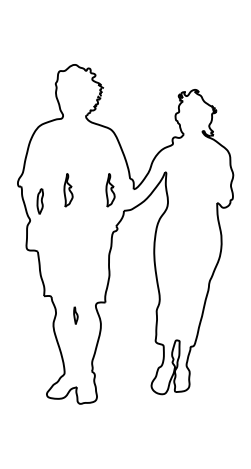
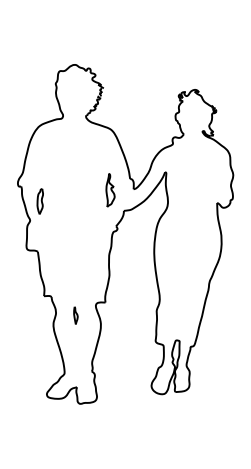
part: present -> none (68, 190)
